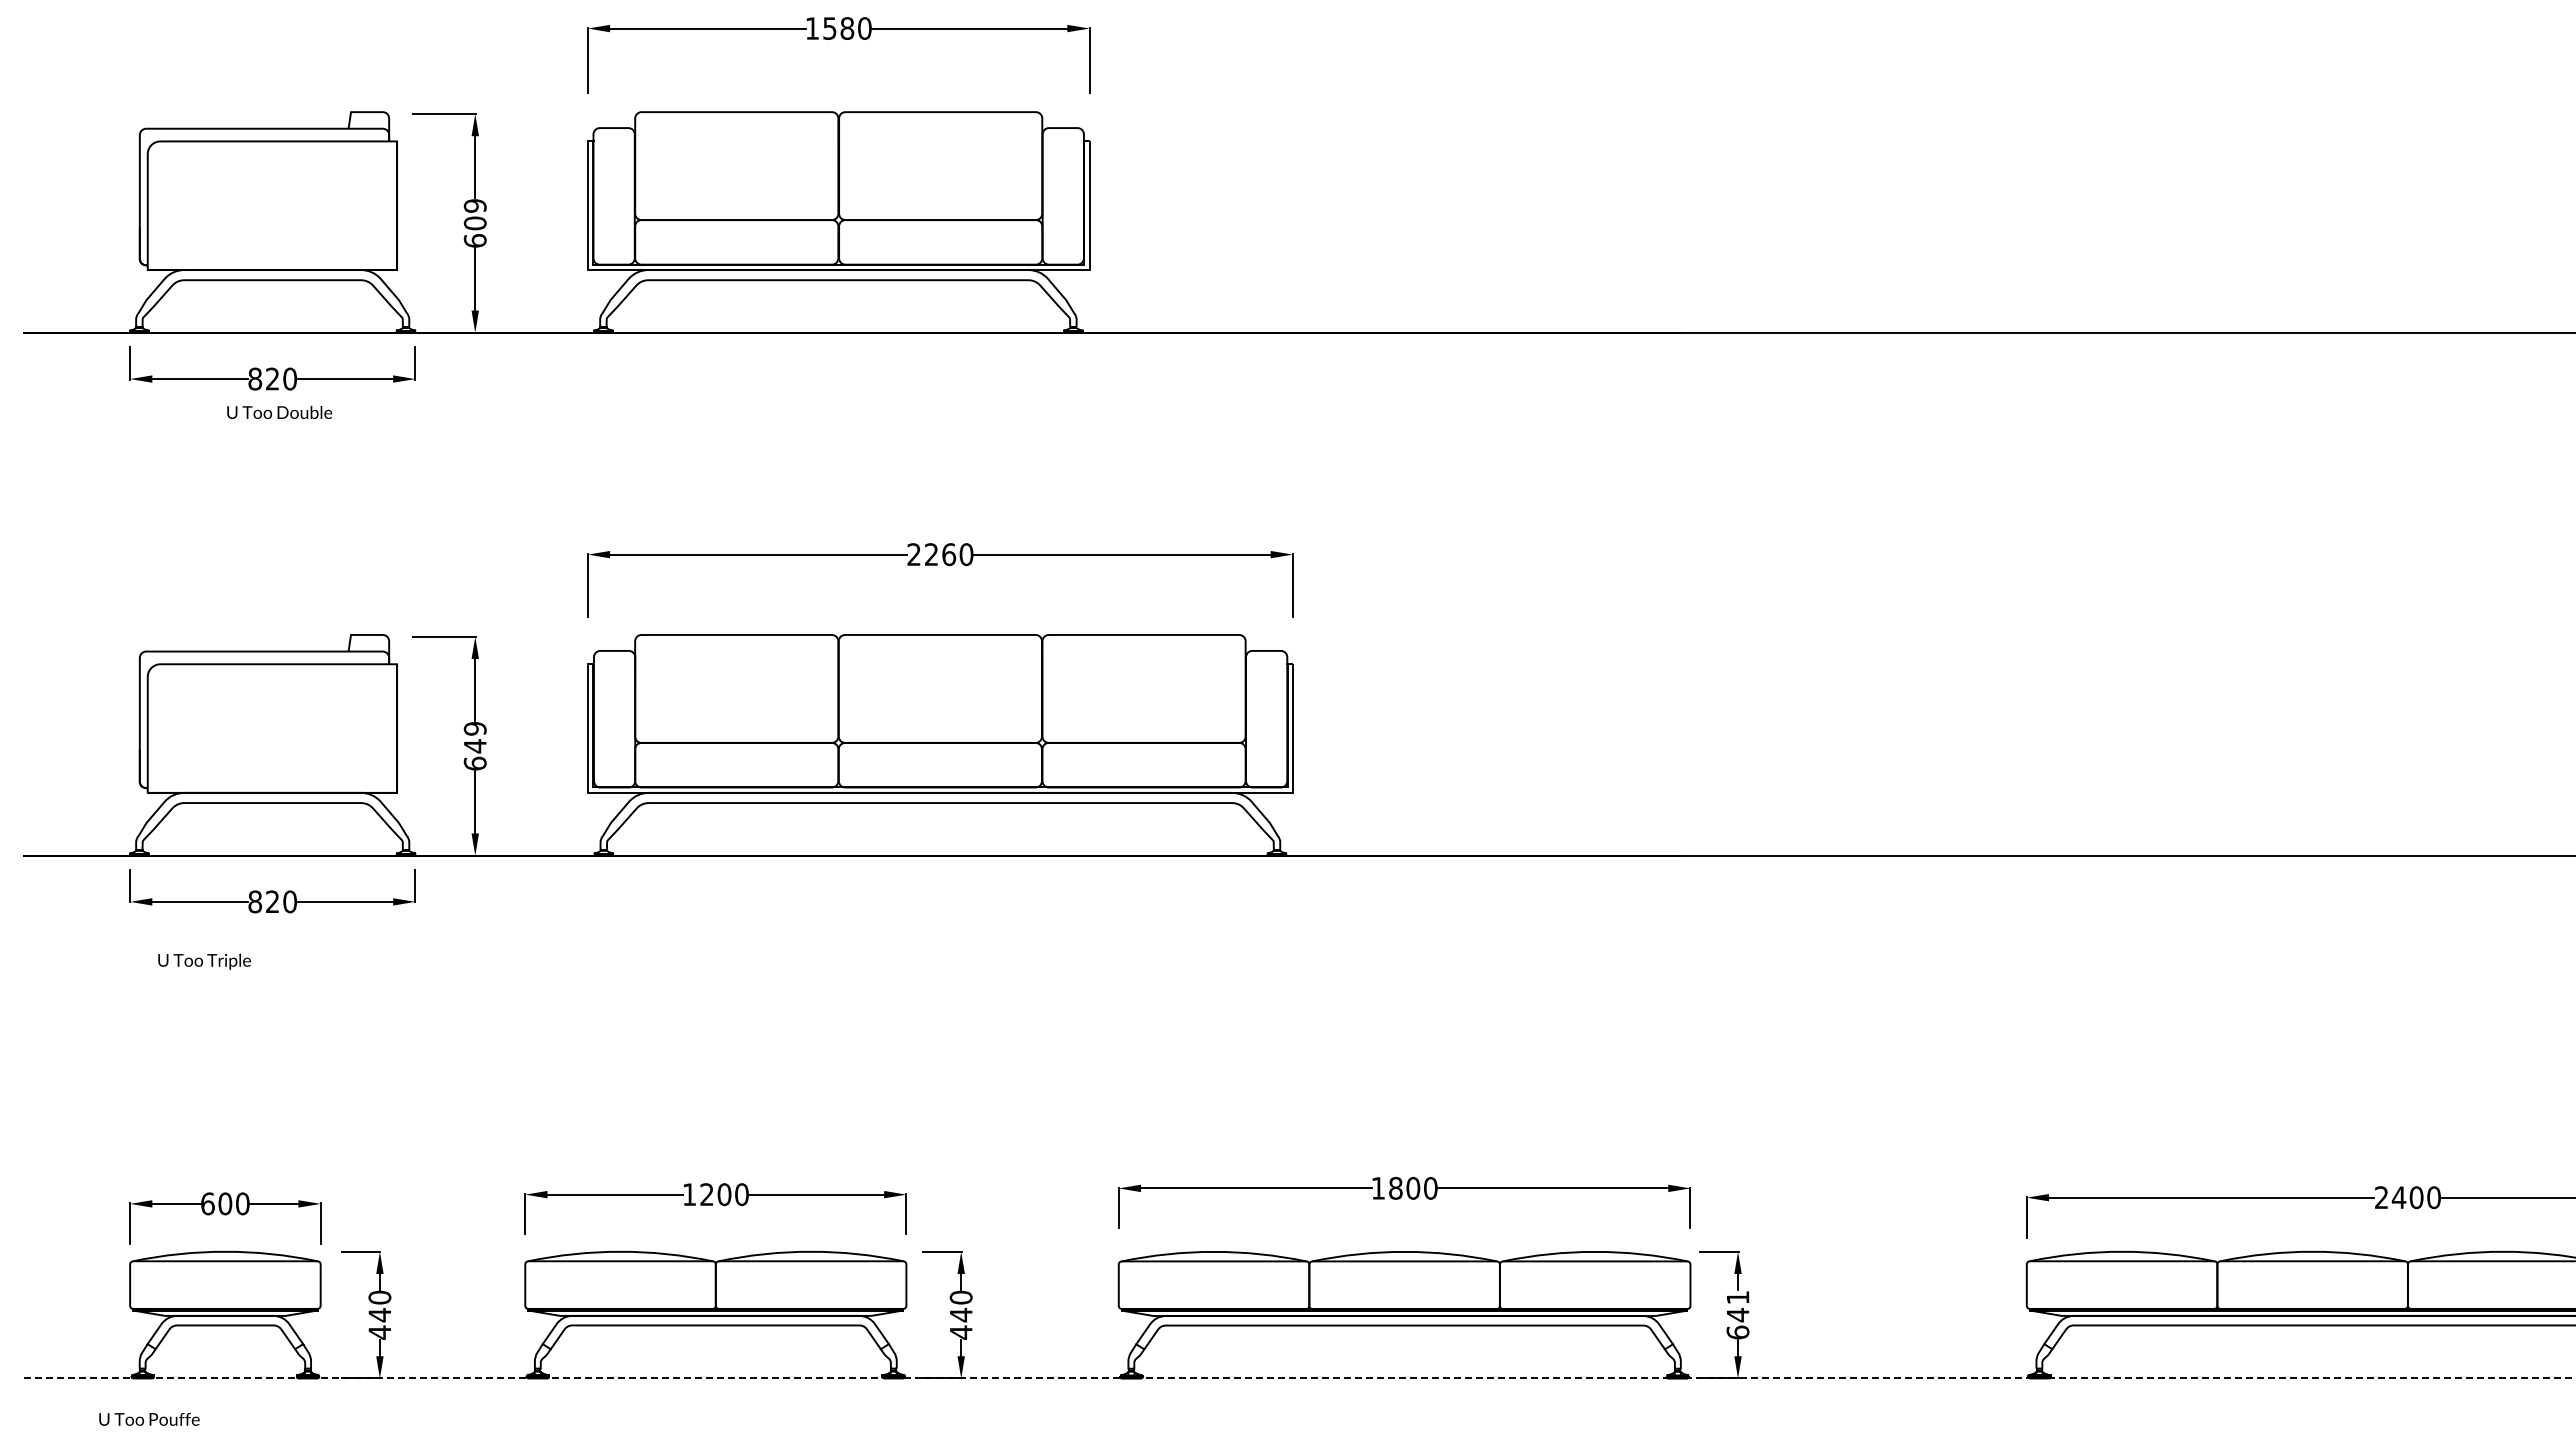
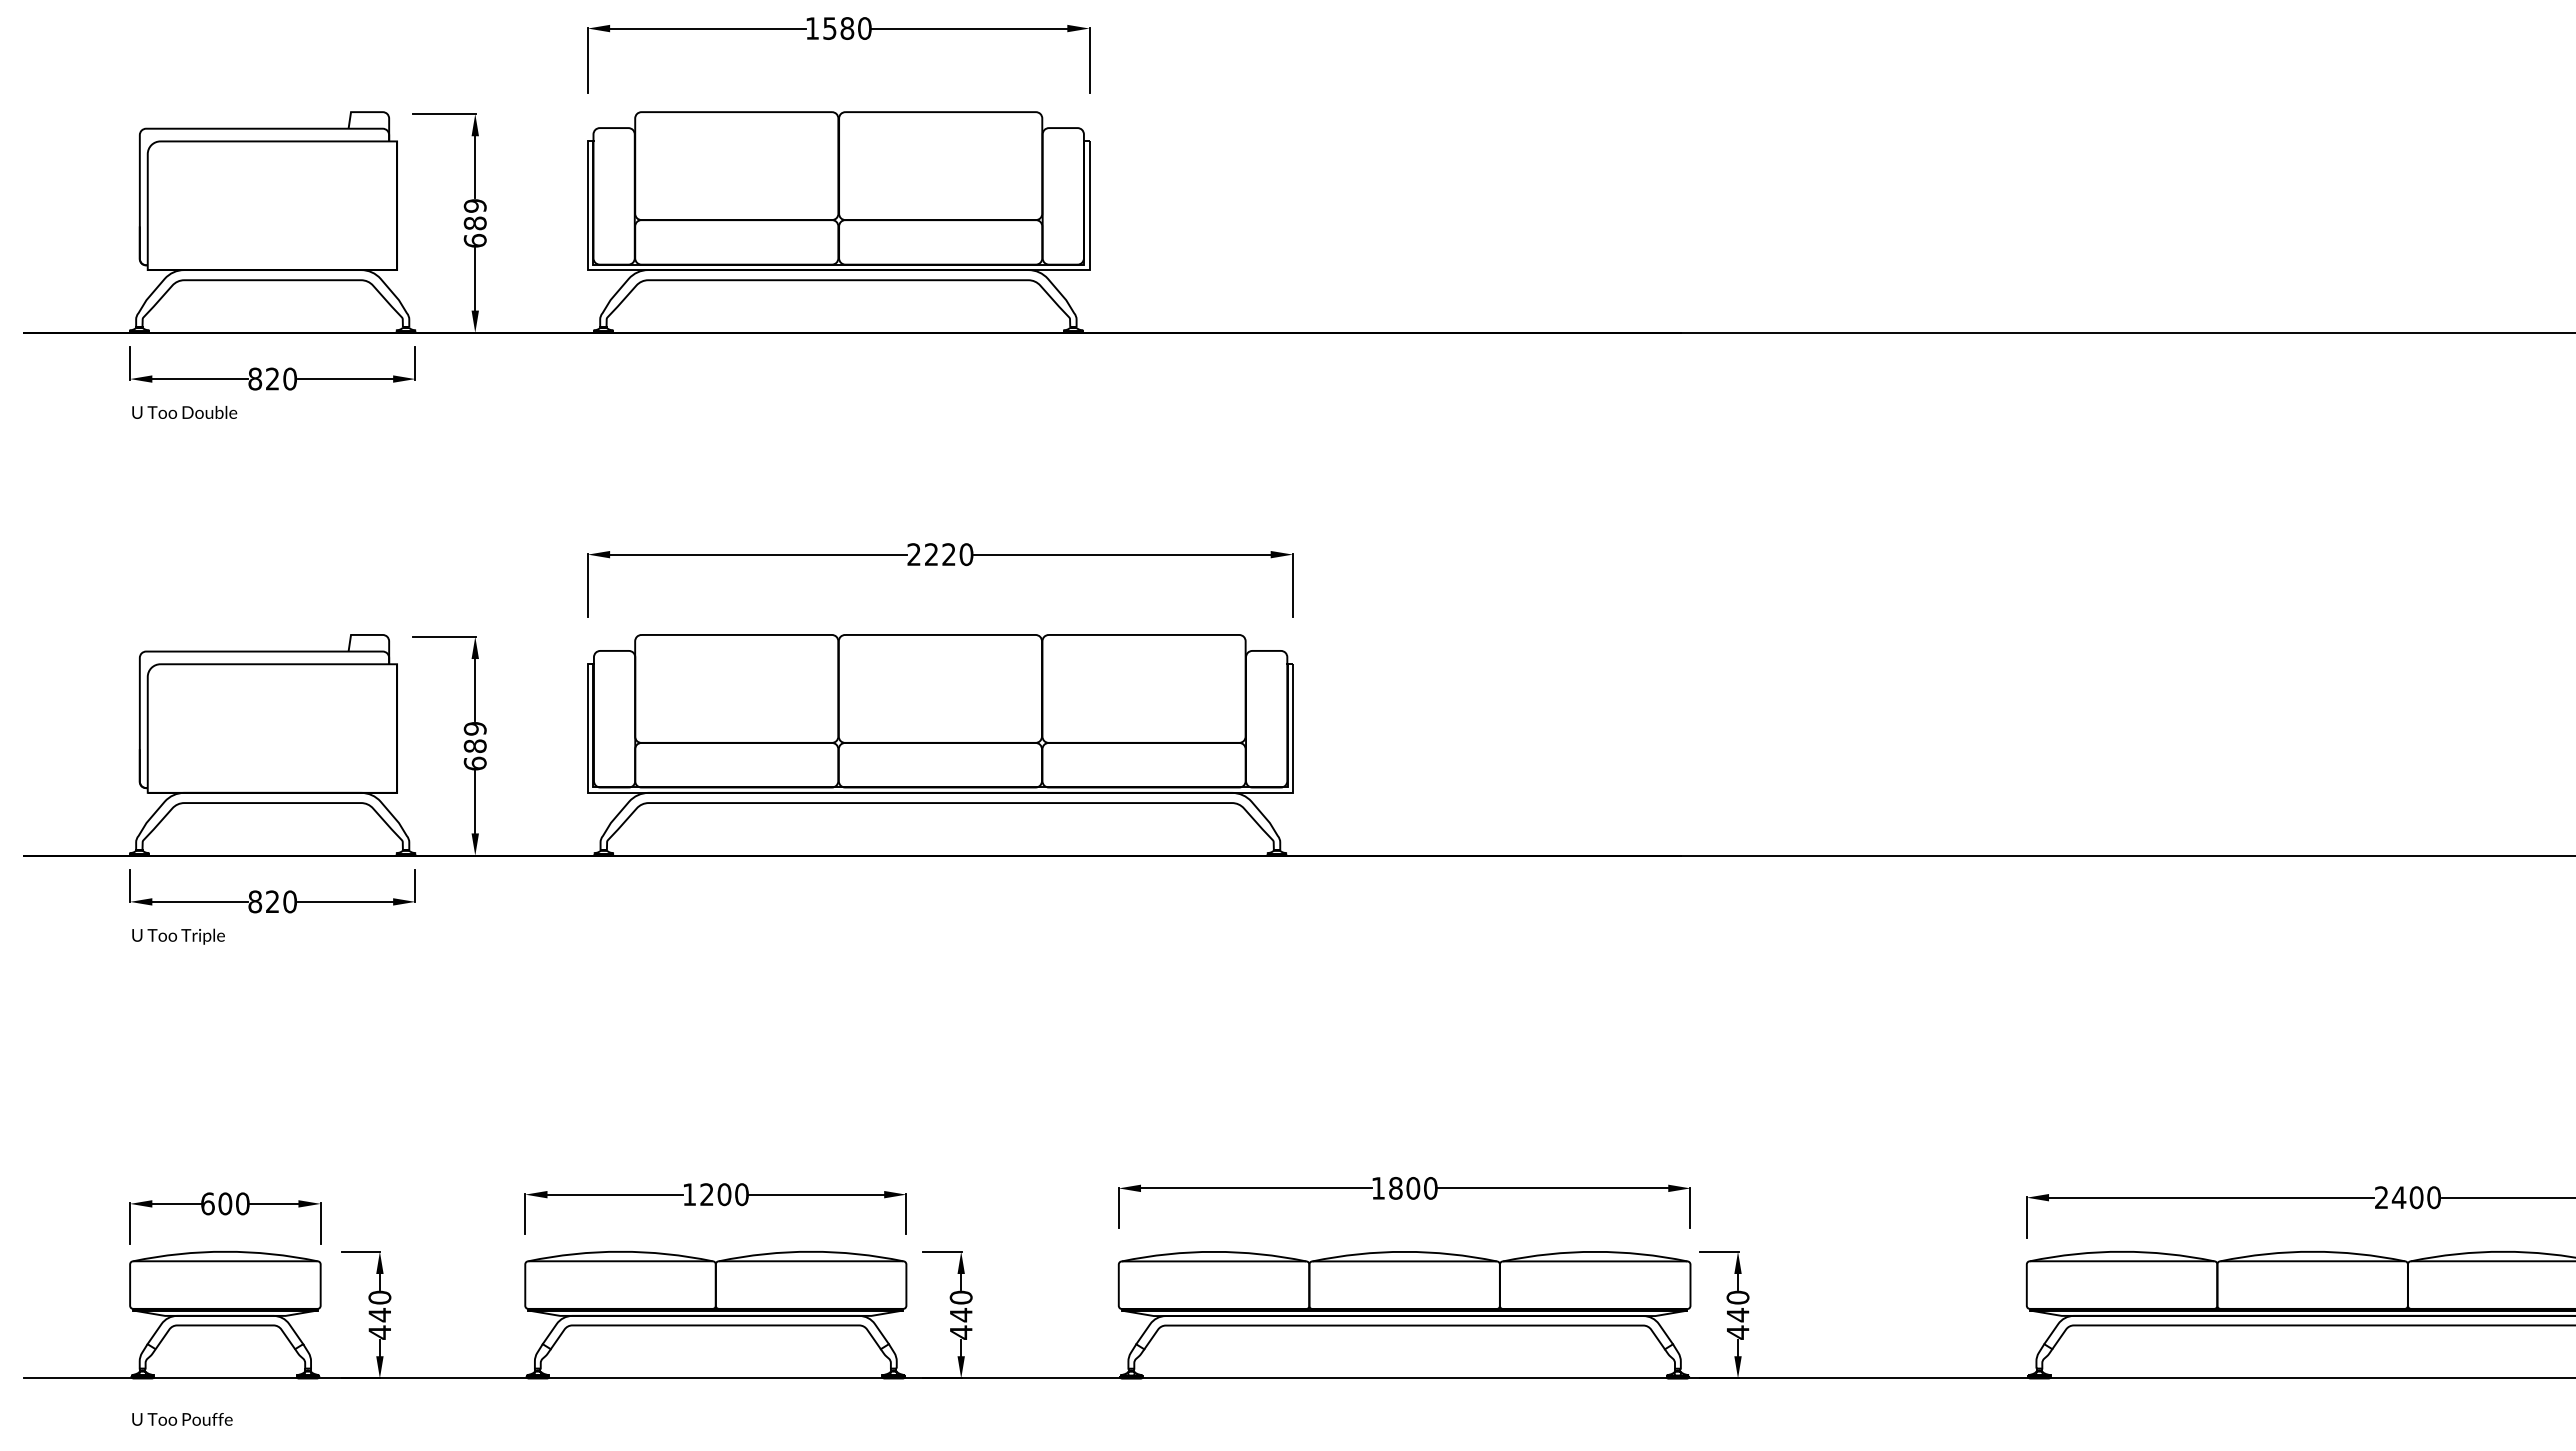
text: 609 -> 689 (475, 223)
text position: (279, 412) -> (184, 412) (184, 412)
text: 2260 -> 2220 (949, 554)
text: 649 -> 689 (474, 746)
text position: (204, 961) -> (178, 936) (178, 936)
text: 641 -> 440 (1737, 1314)
line: dashed -> solid (1300, 1378)
text position: (149, 1419) -> (182, 1419) (182, 1419)
